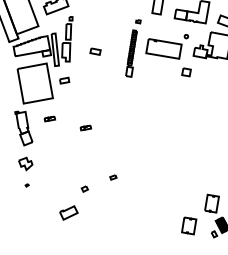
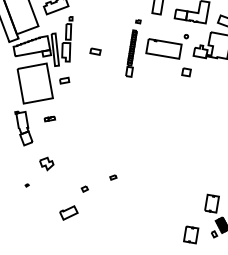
part: present -> none (85, 127)
part position: (25, 163) -> (46, 163) (46, 163)
part position: (189, 225) -> (191, 234) (191, 234)
